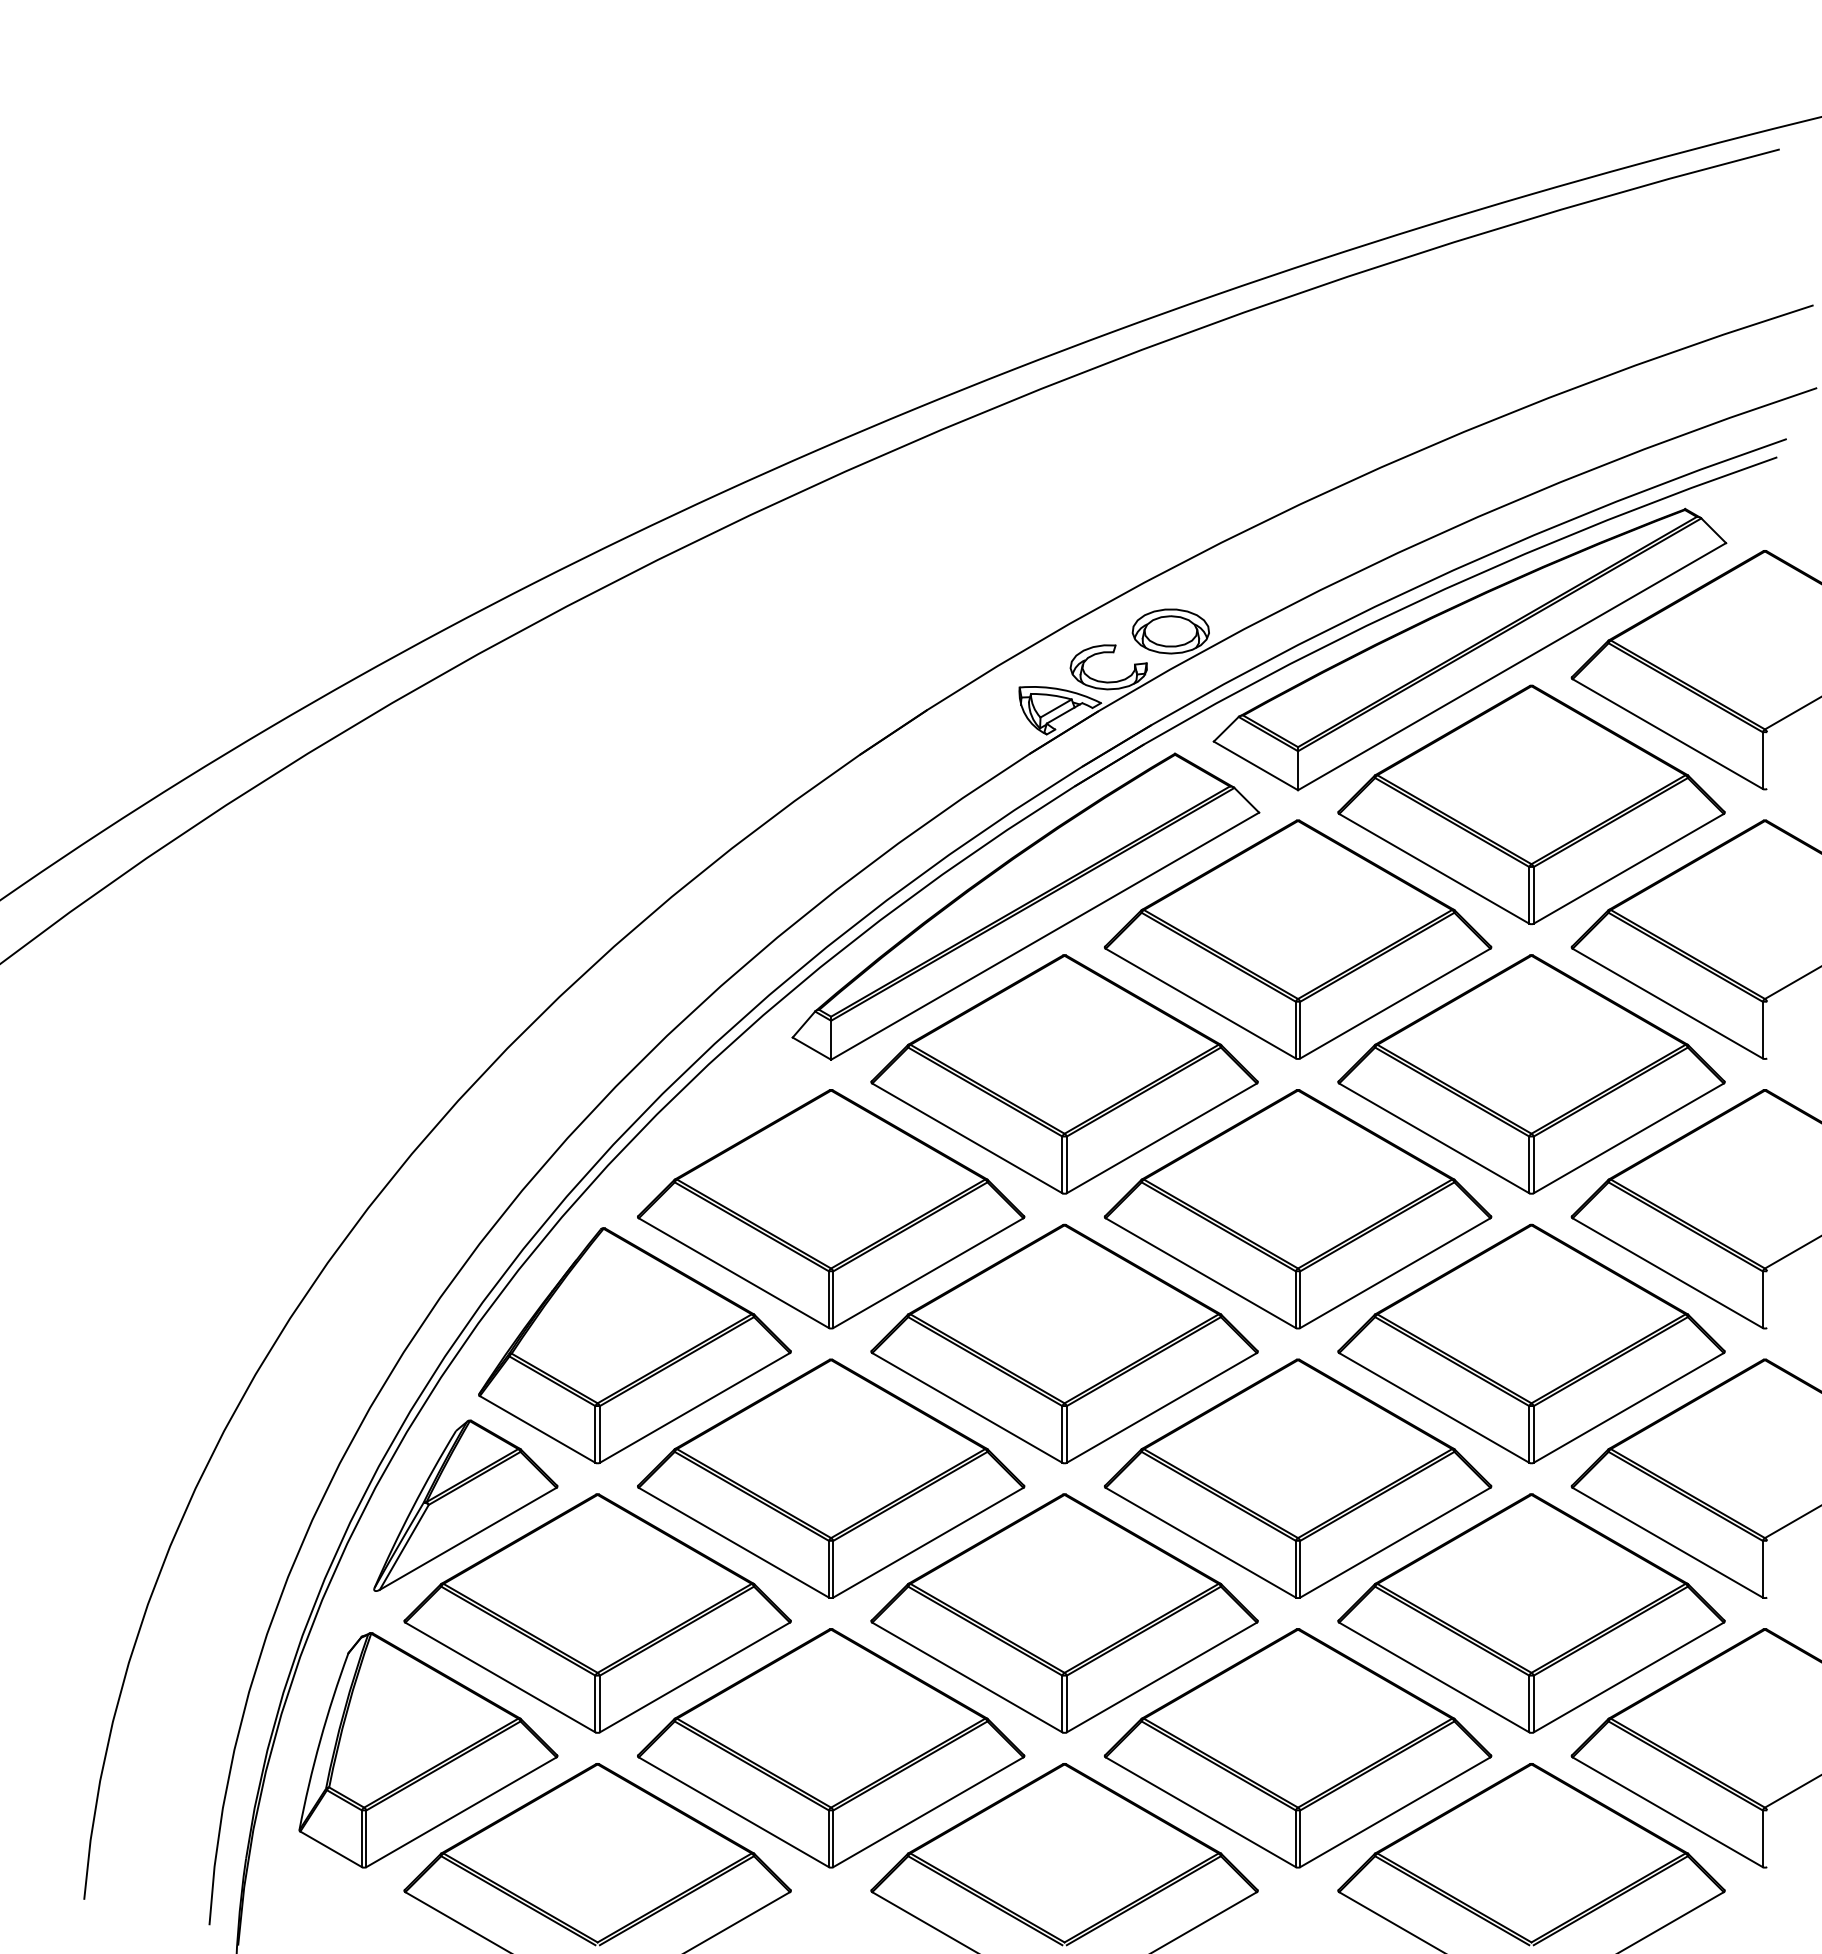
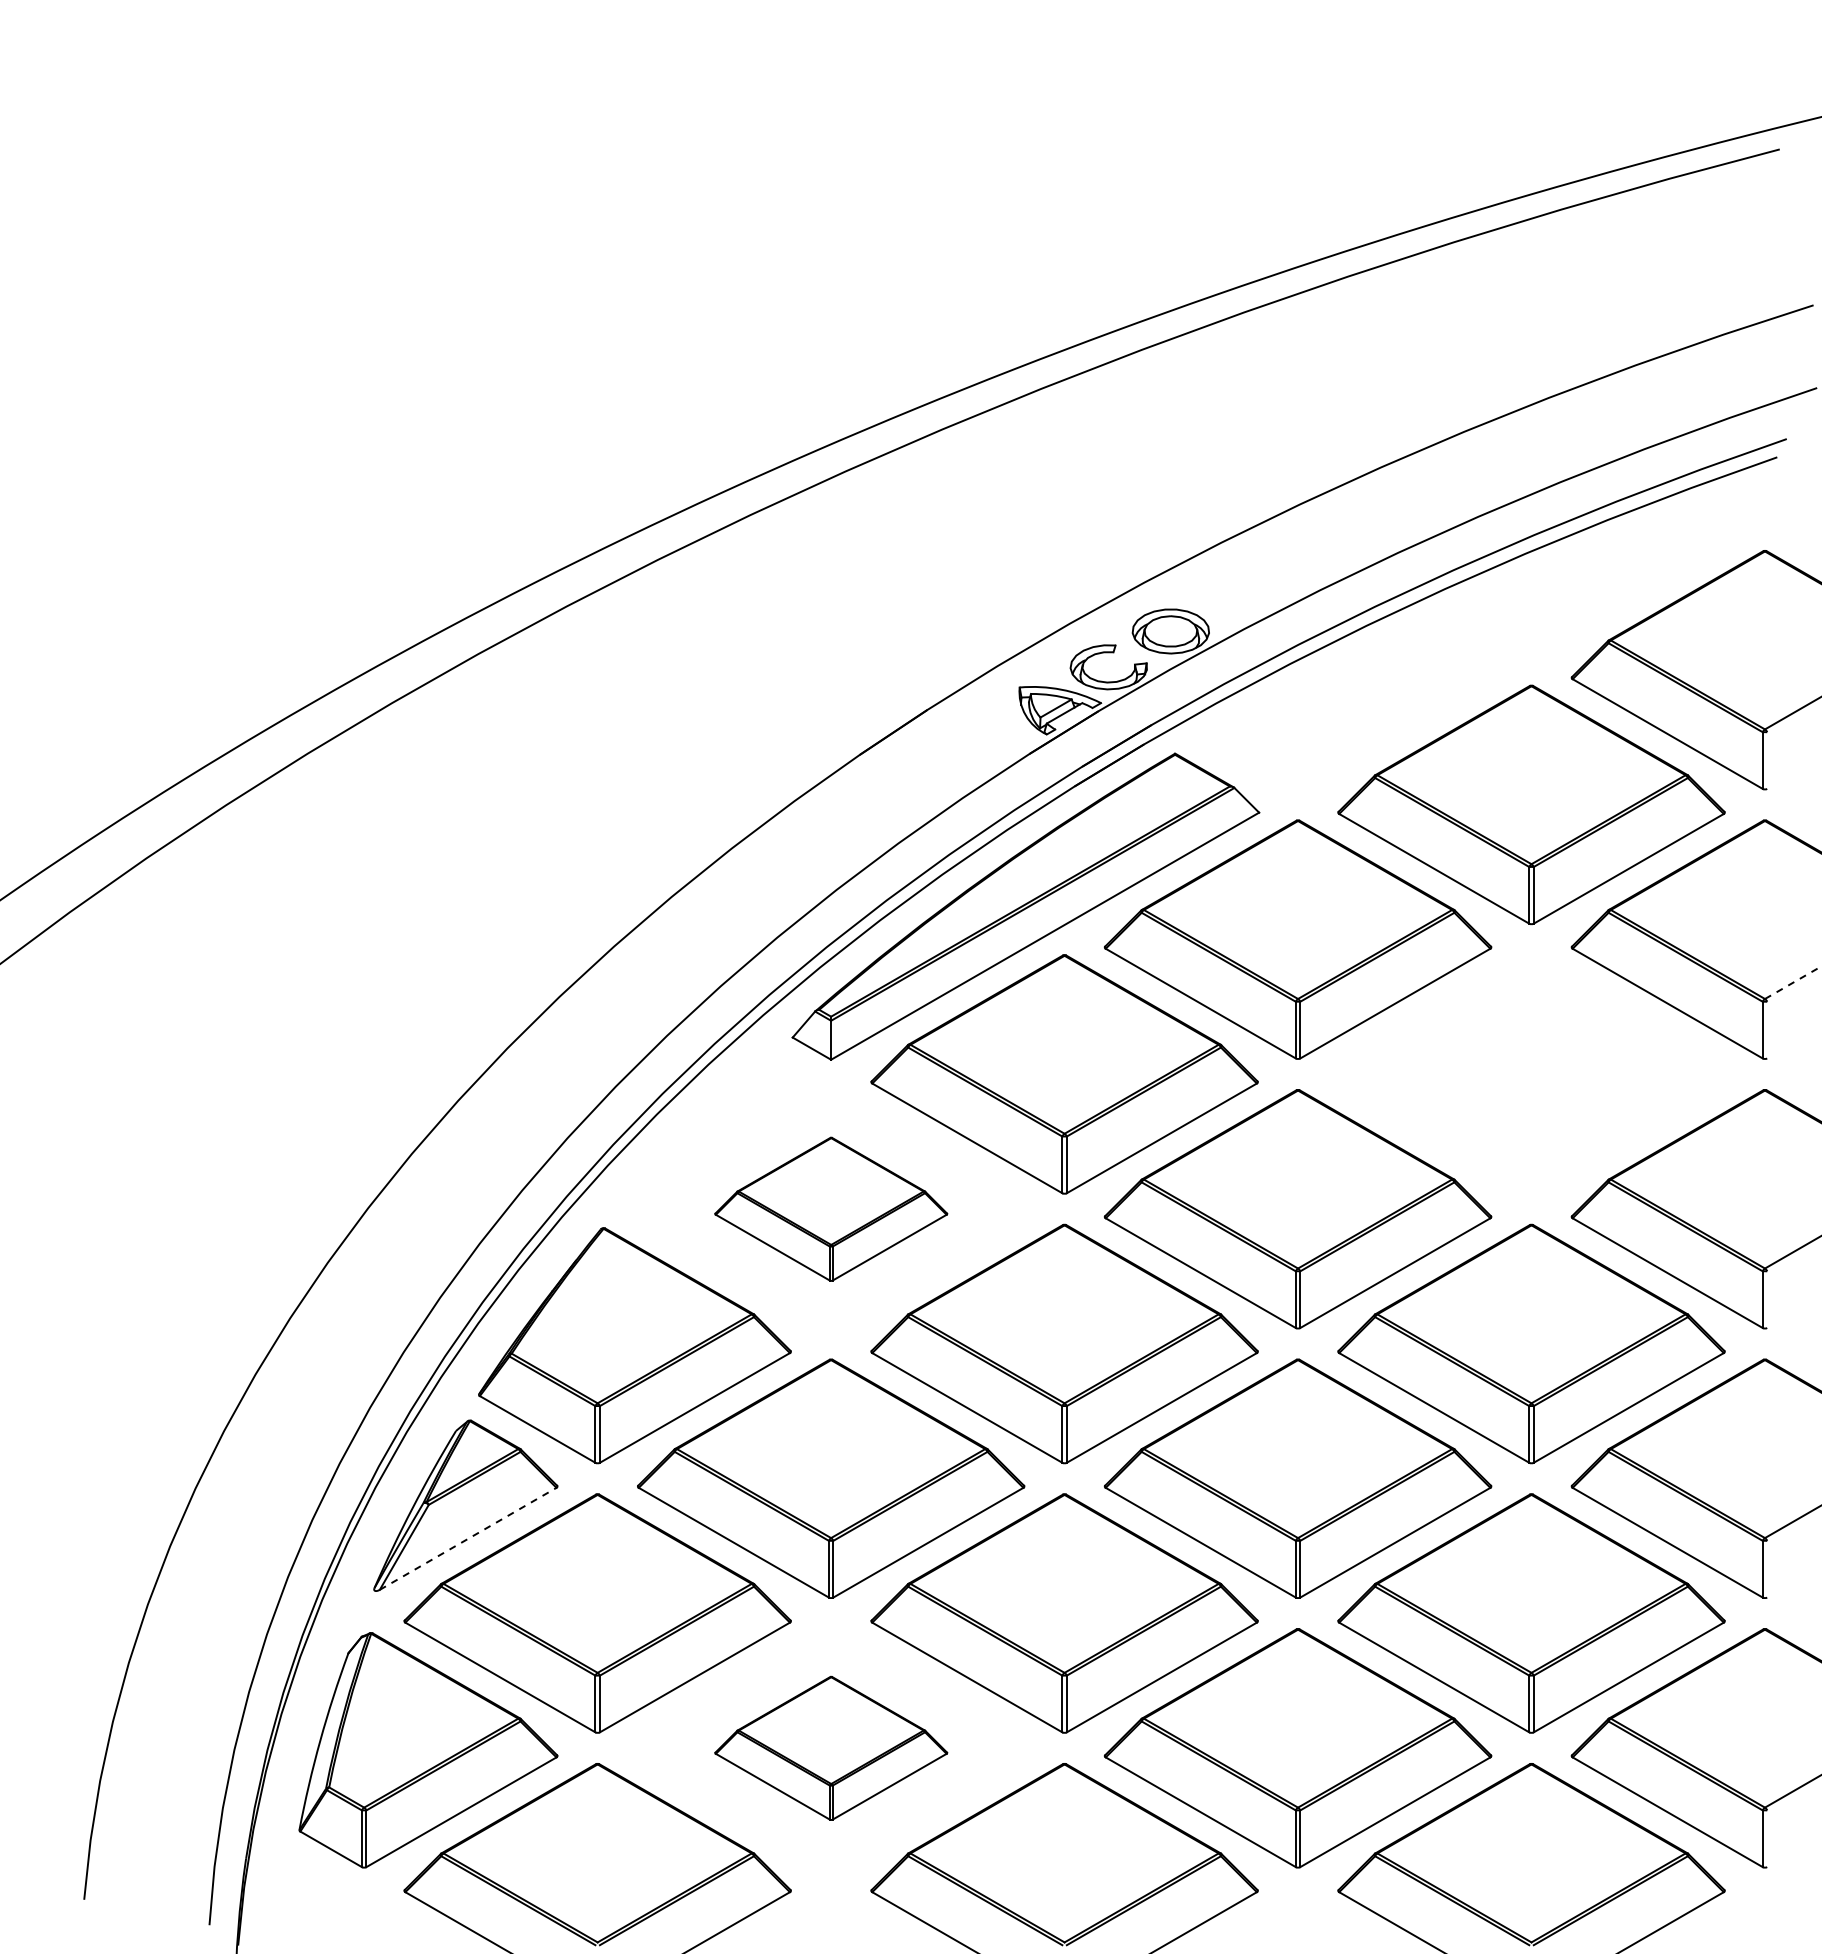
part: present -> none (1469, 649)
line: solid -> dashed (1793, 982)
part: present -> none (1531, 1074)
part size: 389x241 px -> 235x146 px (831, 1208)
line: solid -> dashed (468, 1538)
part size: 389x241 px -> 235x146 px (831, 1747)
